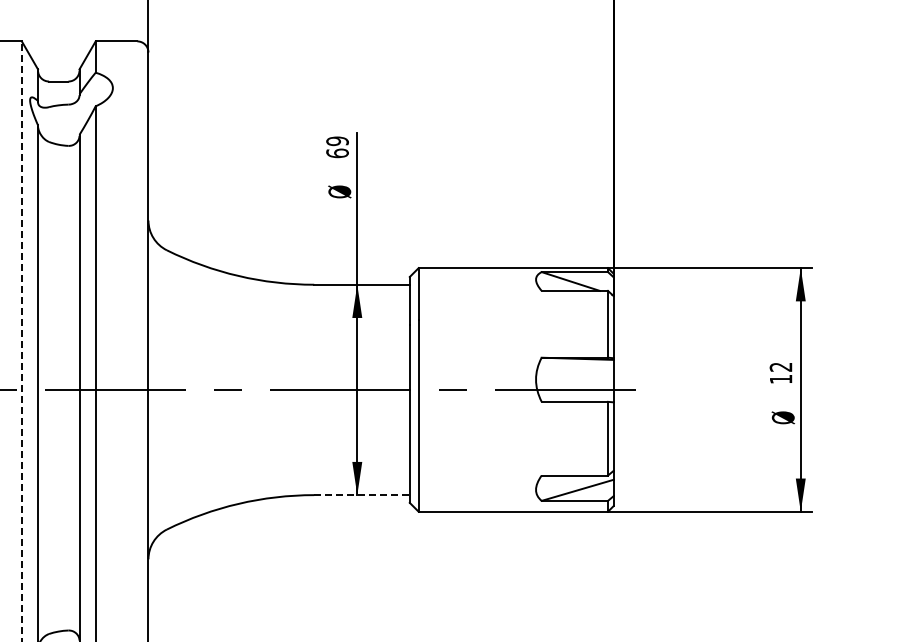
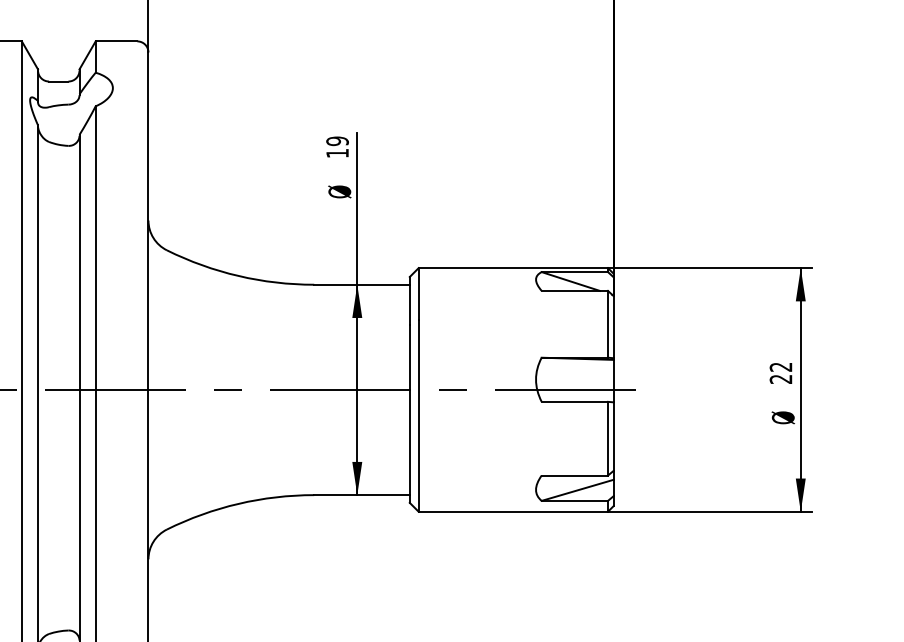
text: 69 -> 19 (337, 153)
line: dashed -> solid (21, 340)
text: 12 -> 22 (780, 379)
line: dashed -> solid (362, 495)
